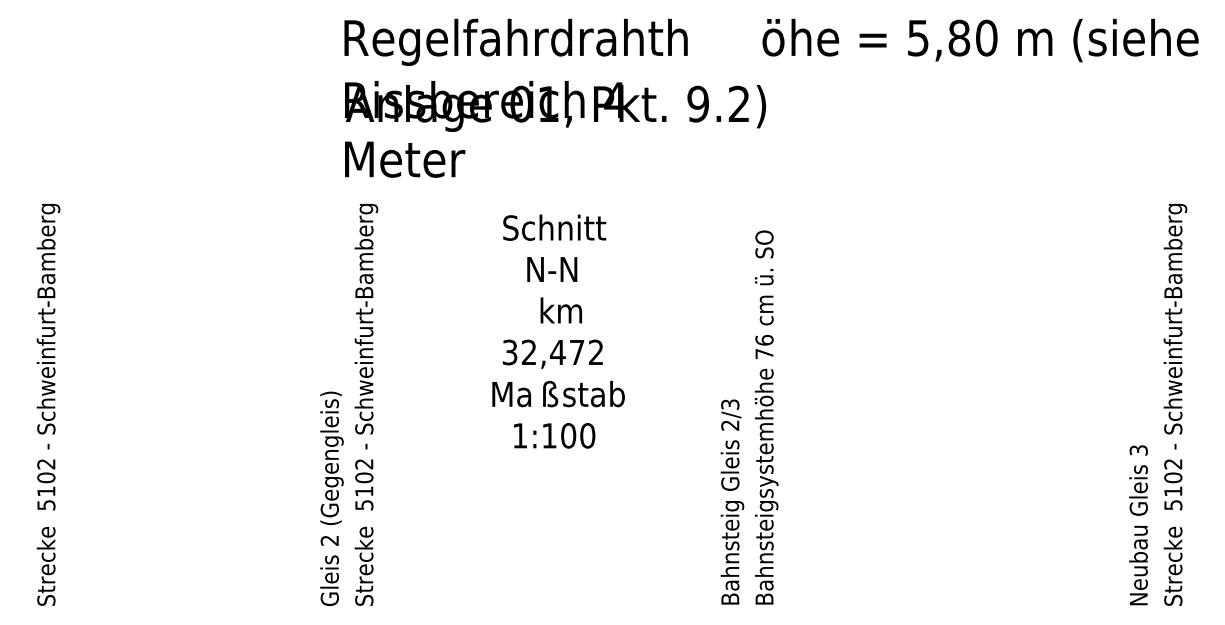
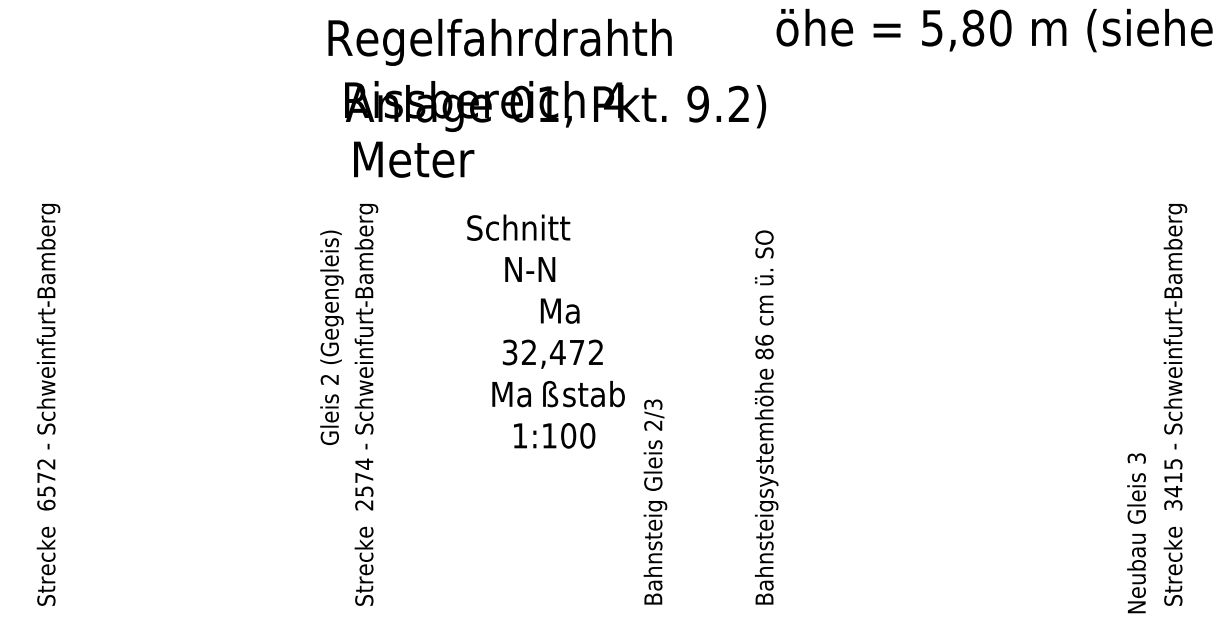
text position: (980, 40) -> (994, 30) (994, 30)
text position: (515, 41) -> (499, 41) (499, 41)
text position: (405, 159) -> (414, 159) (414, 159)
text position: (554, 227) -> (518, 227) (518, 227)
text position: (552, 269) -> (530, 269) (530, 269)
text: km -> Ma (561, 310)
text: 76 -> 86 (764, 353)
text: 5102 -> 2574 (364, 484)
text: 5102 -> 3415 (1173, 484)
text: 5102 -> 6572 (46, 491)
text position: (331, 498) -> (331, 337) (331, 337)
text position: (732, 501) -> (655, 501) (655, 501)
text position: (1138, 525) -> (1136, 533) (1136, 533)
